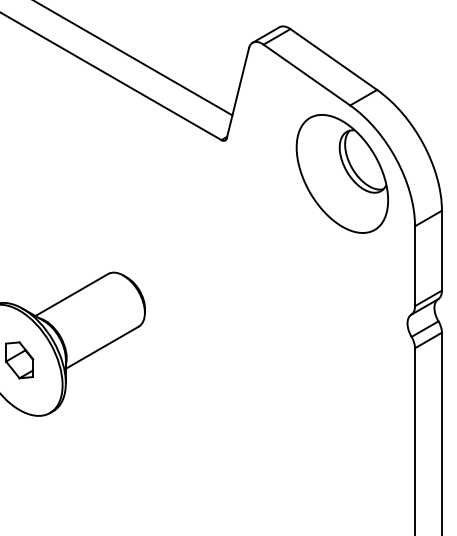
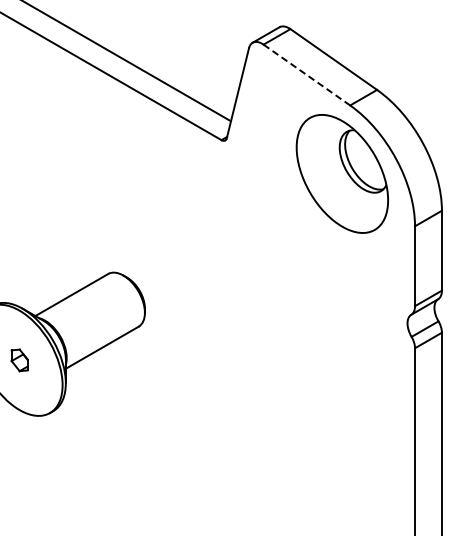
line position: (134, 58) -> (127, 61) (127, 61)
line: solid -> dashed (306, 75)
part size: 30x39 px -> 19x25 px (19, 360)
